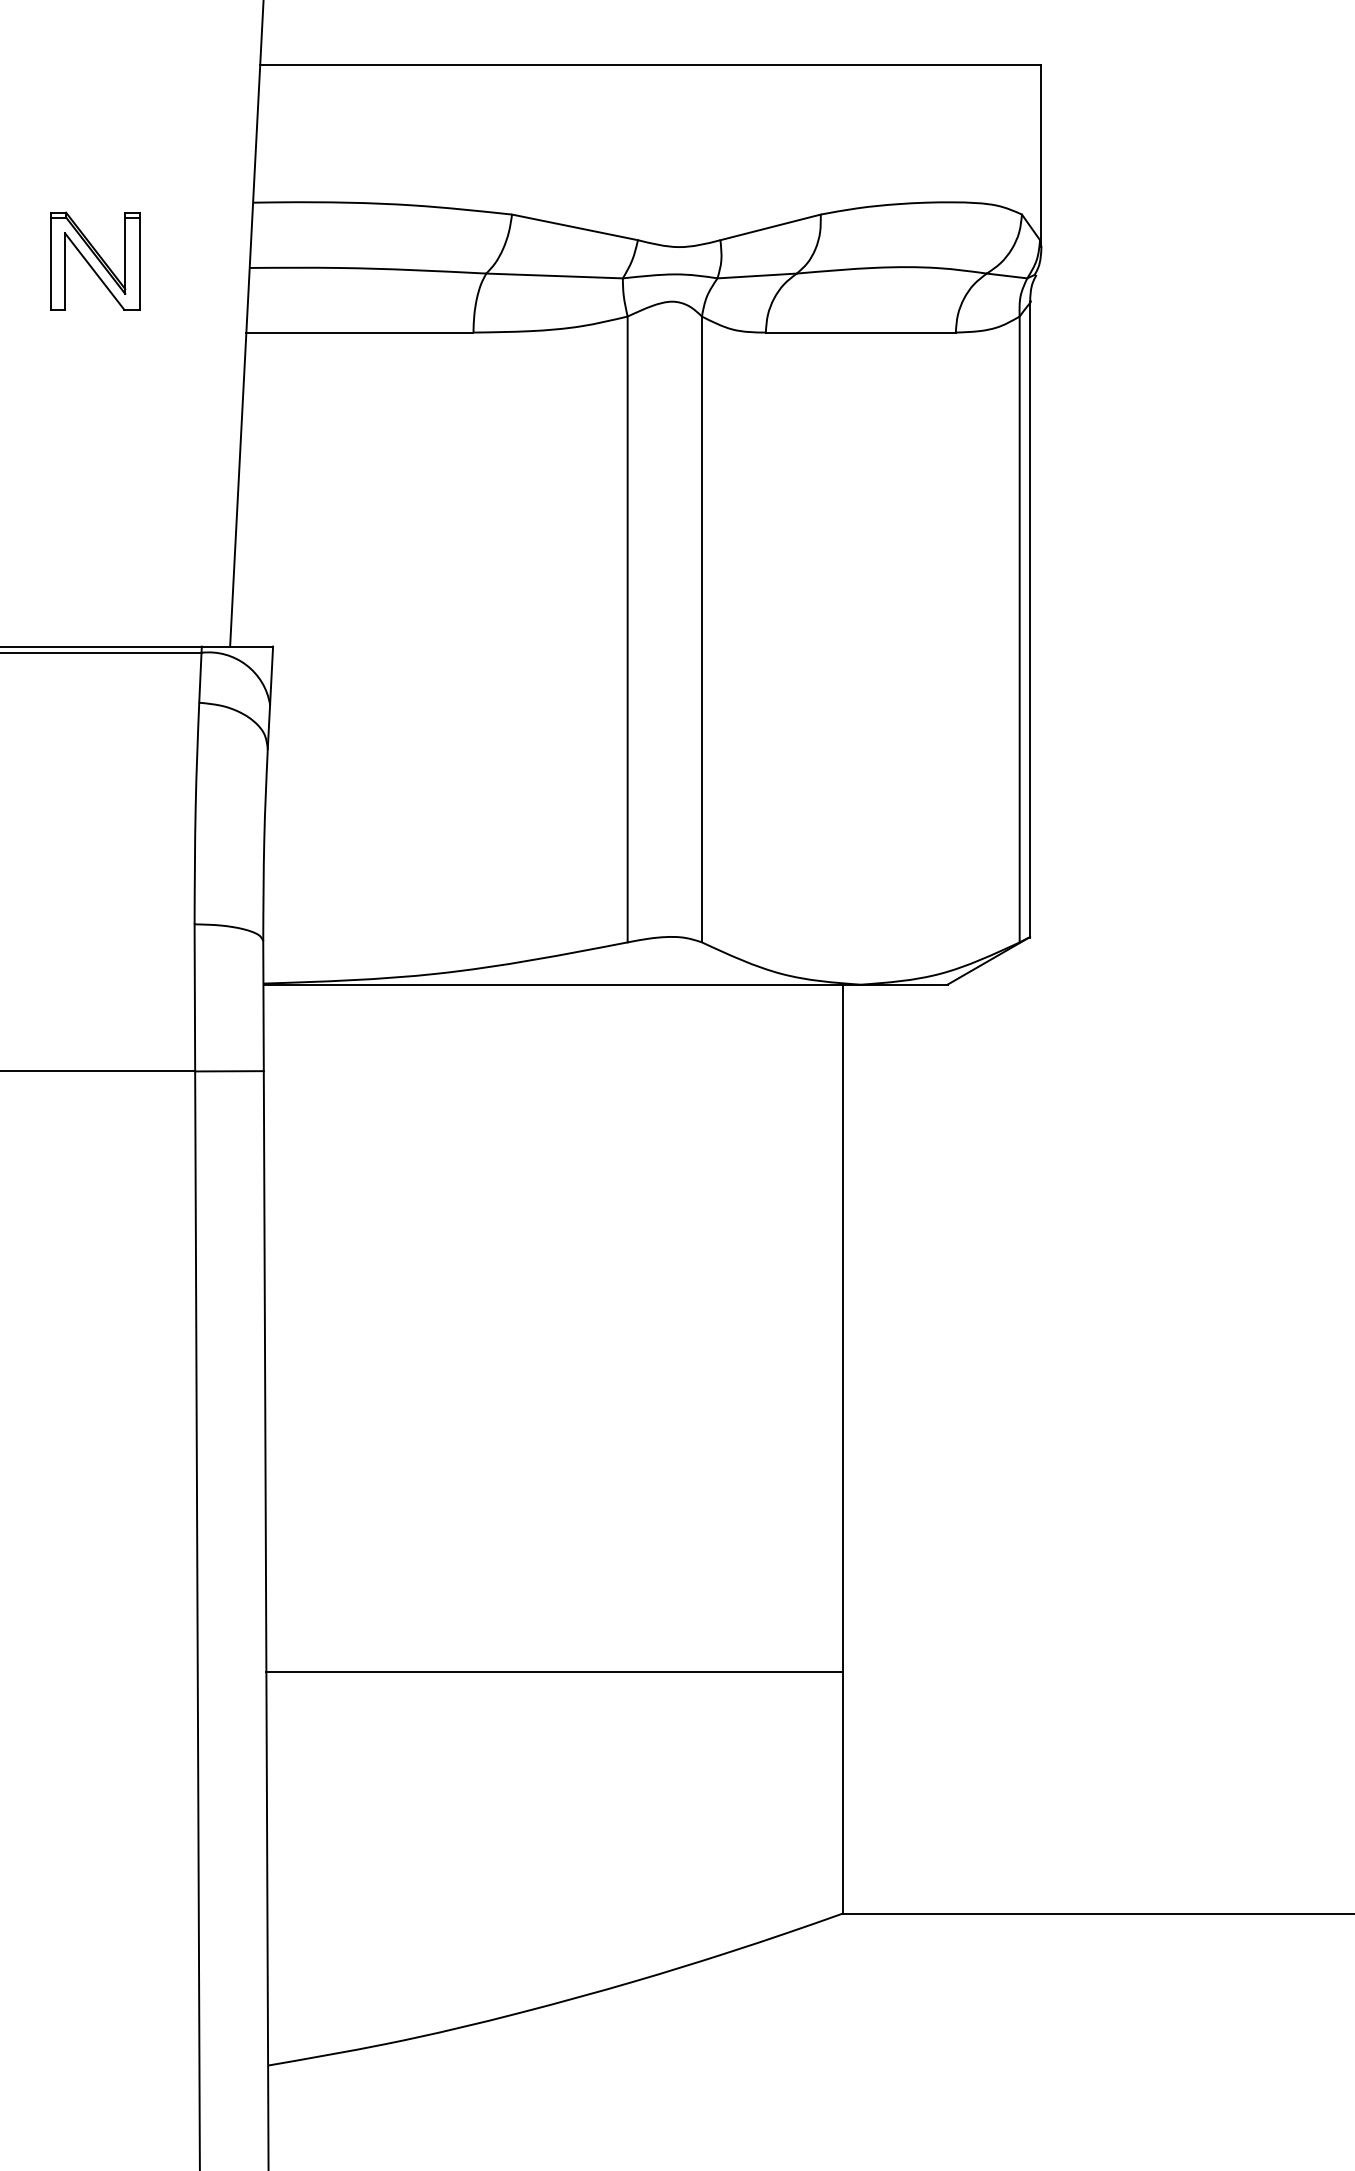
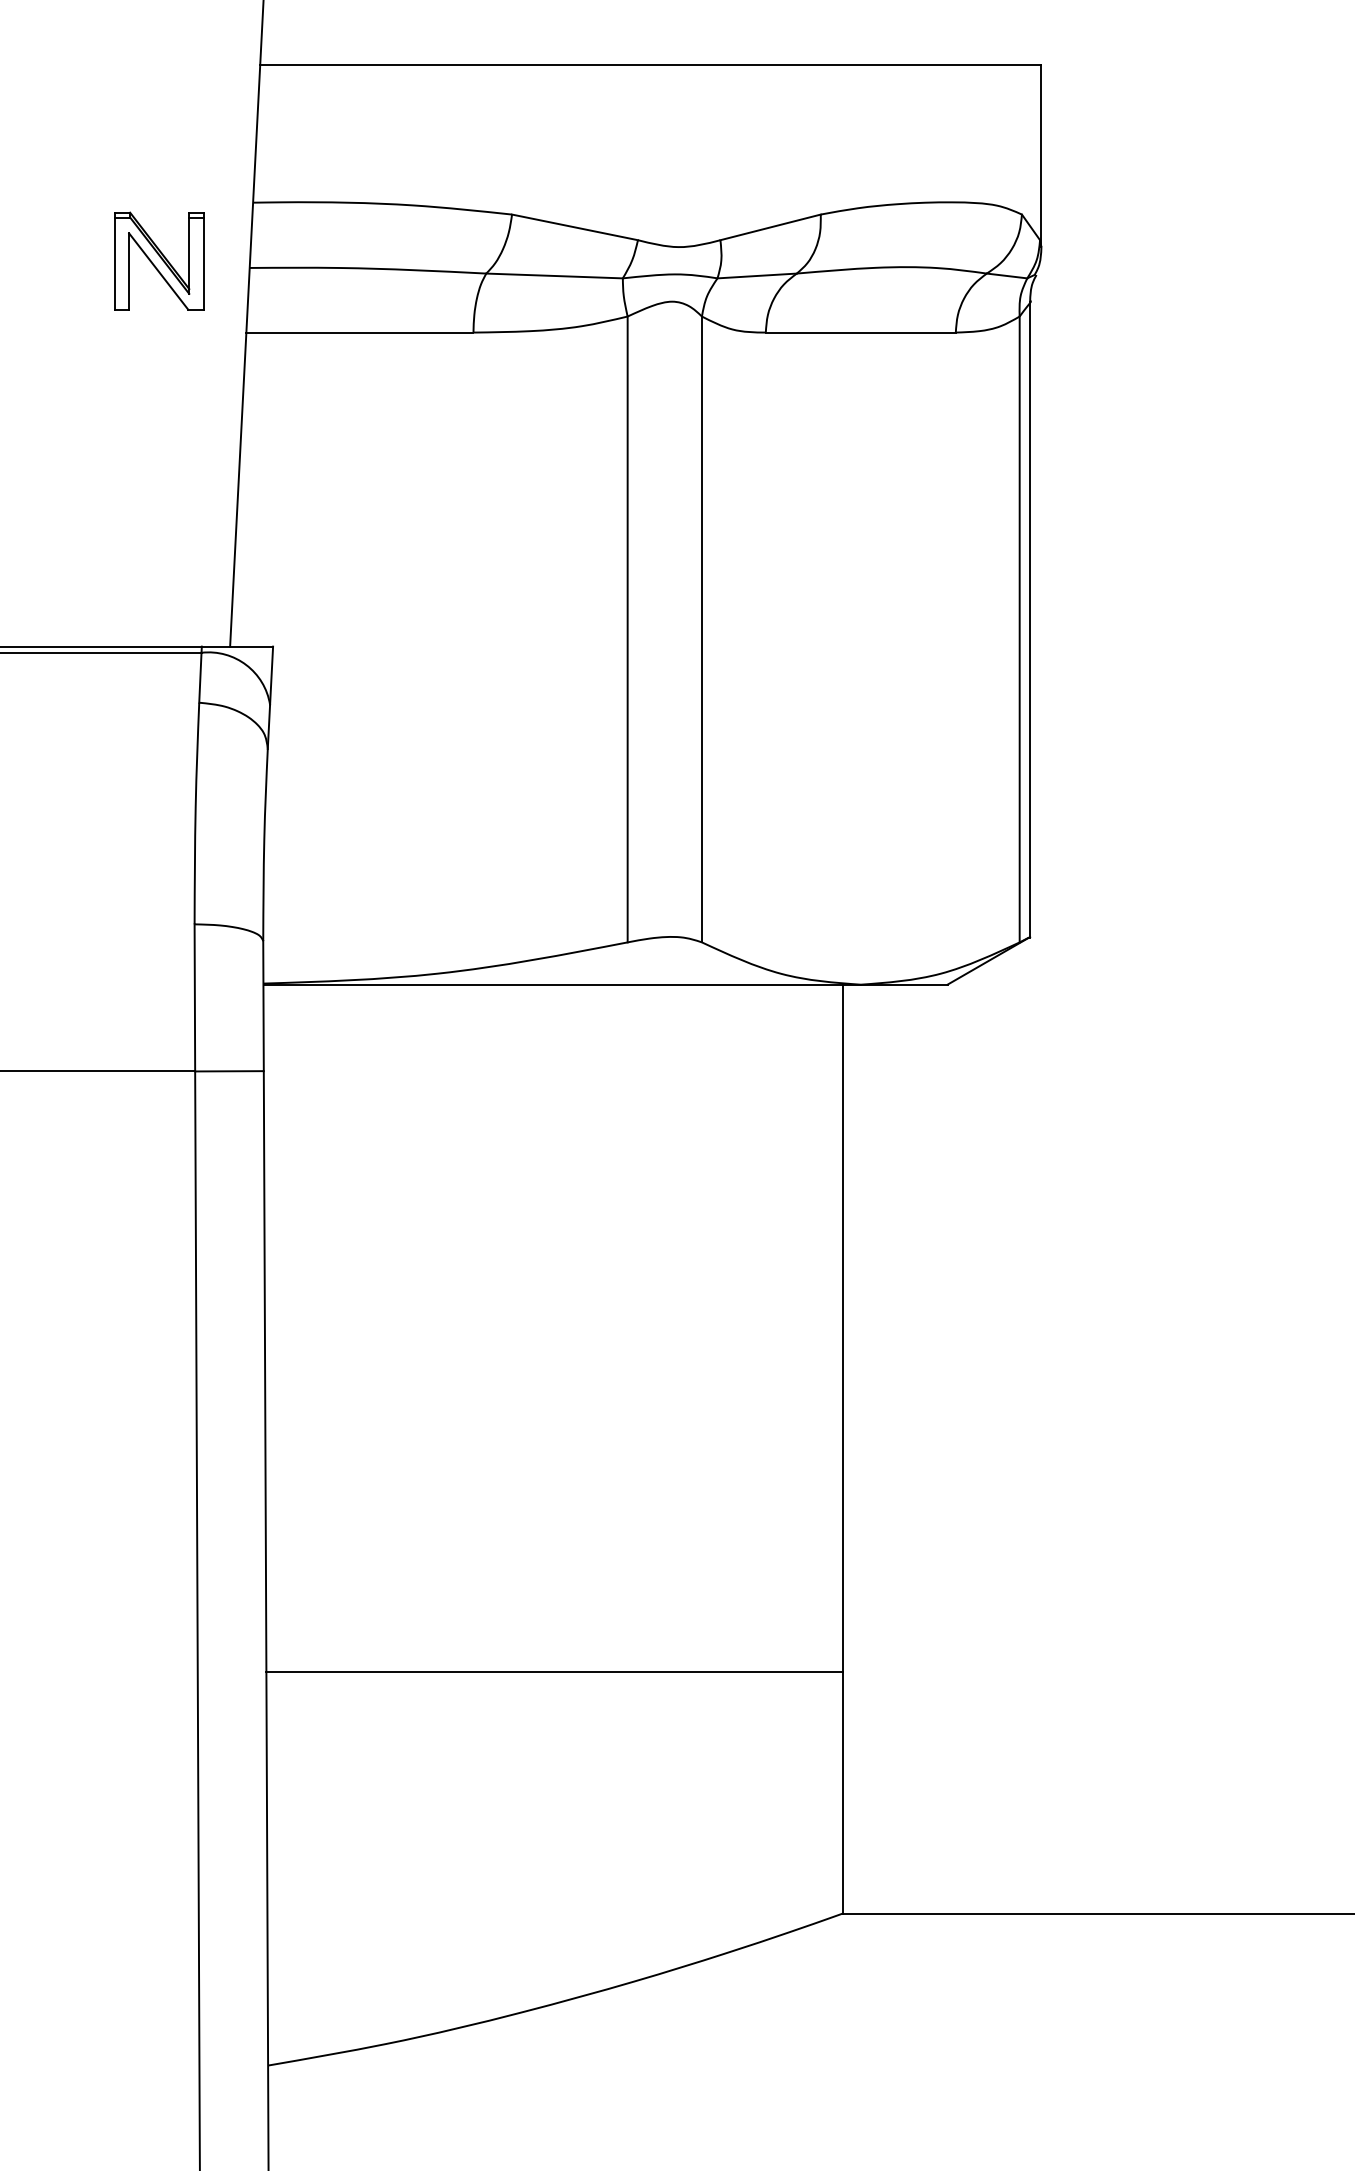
part position: (95, 260) -> (159, 260) (159, 260)
